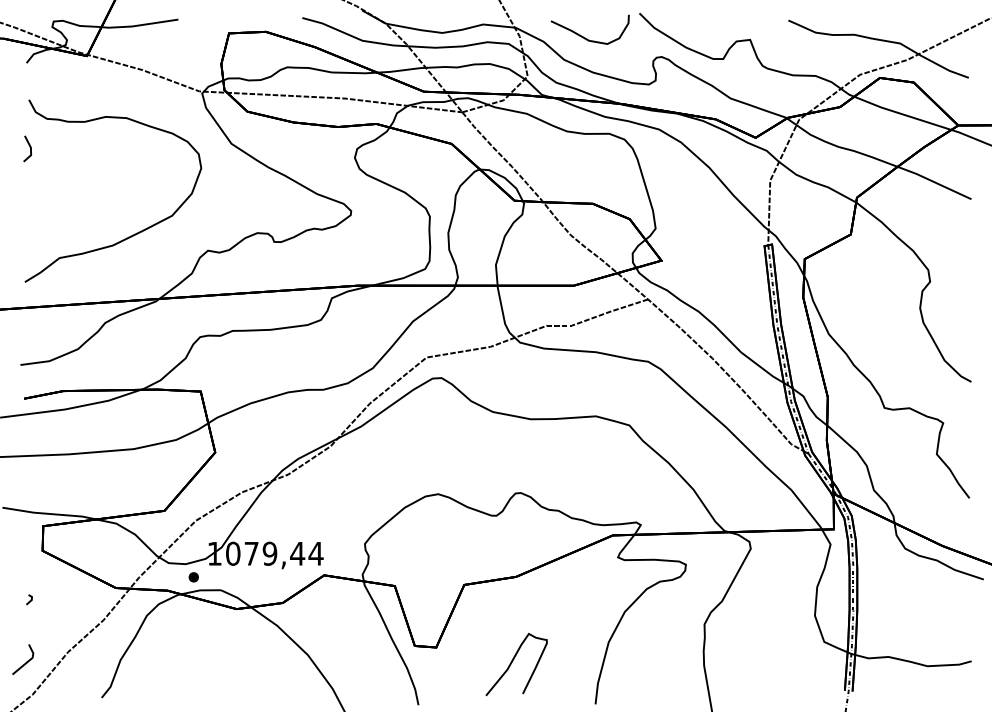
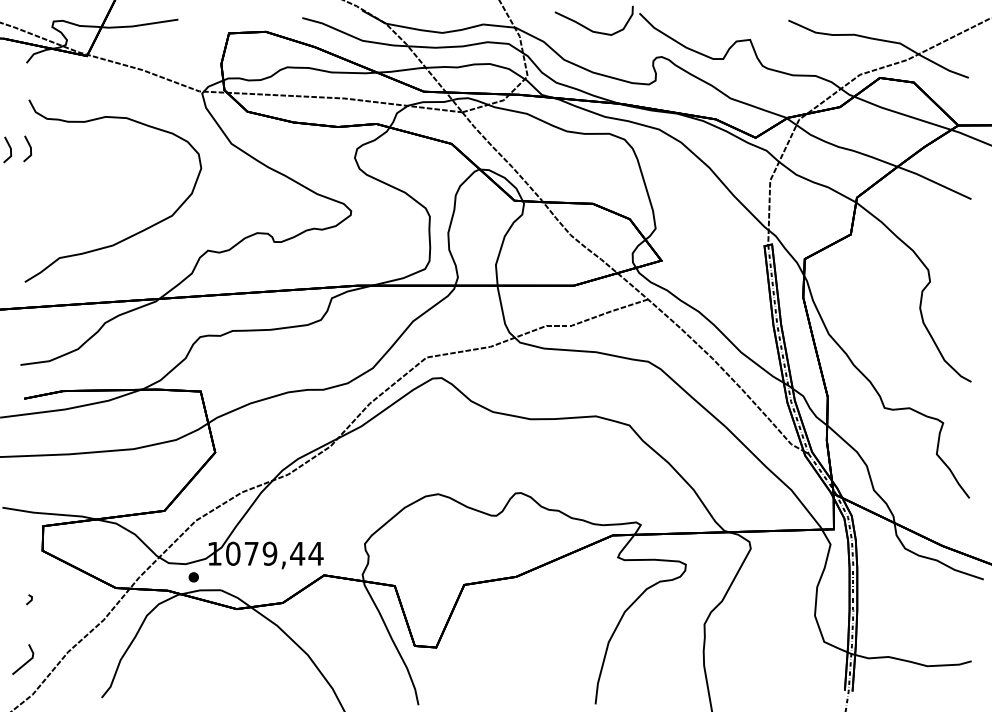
curve position: (585, 37) -> (589, 28) (589, 28)
line: none -> present (9, 148)
curve: present -> none (513, 661)
